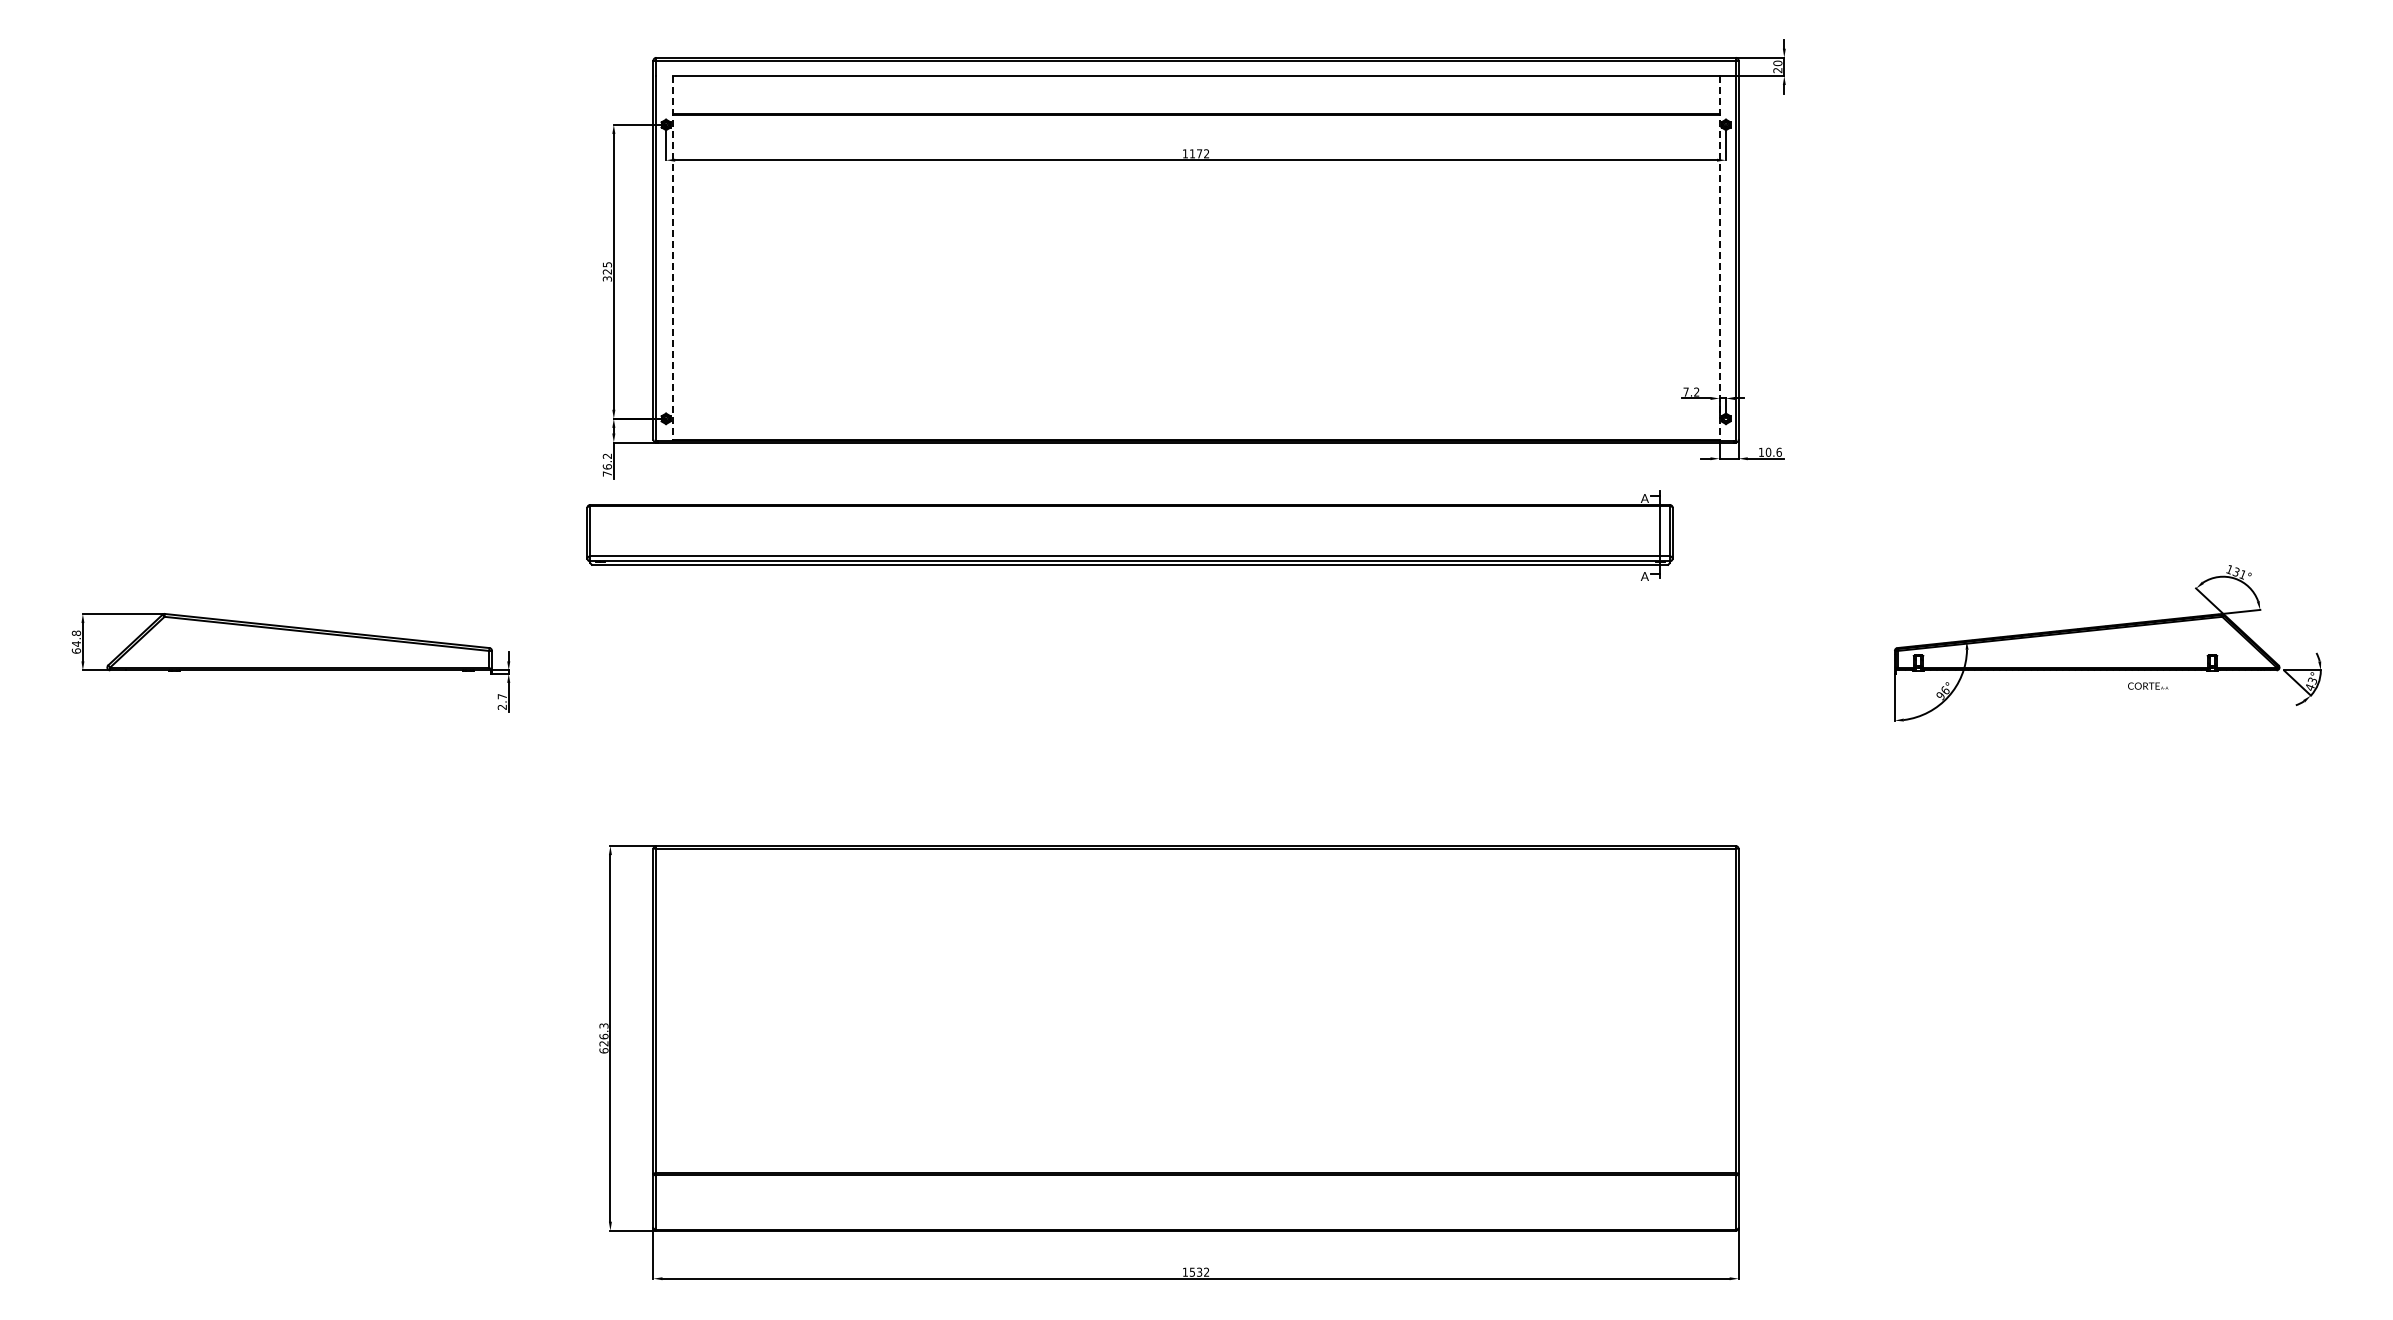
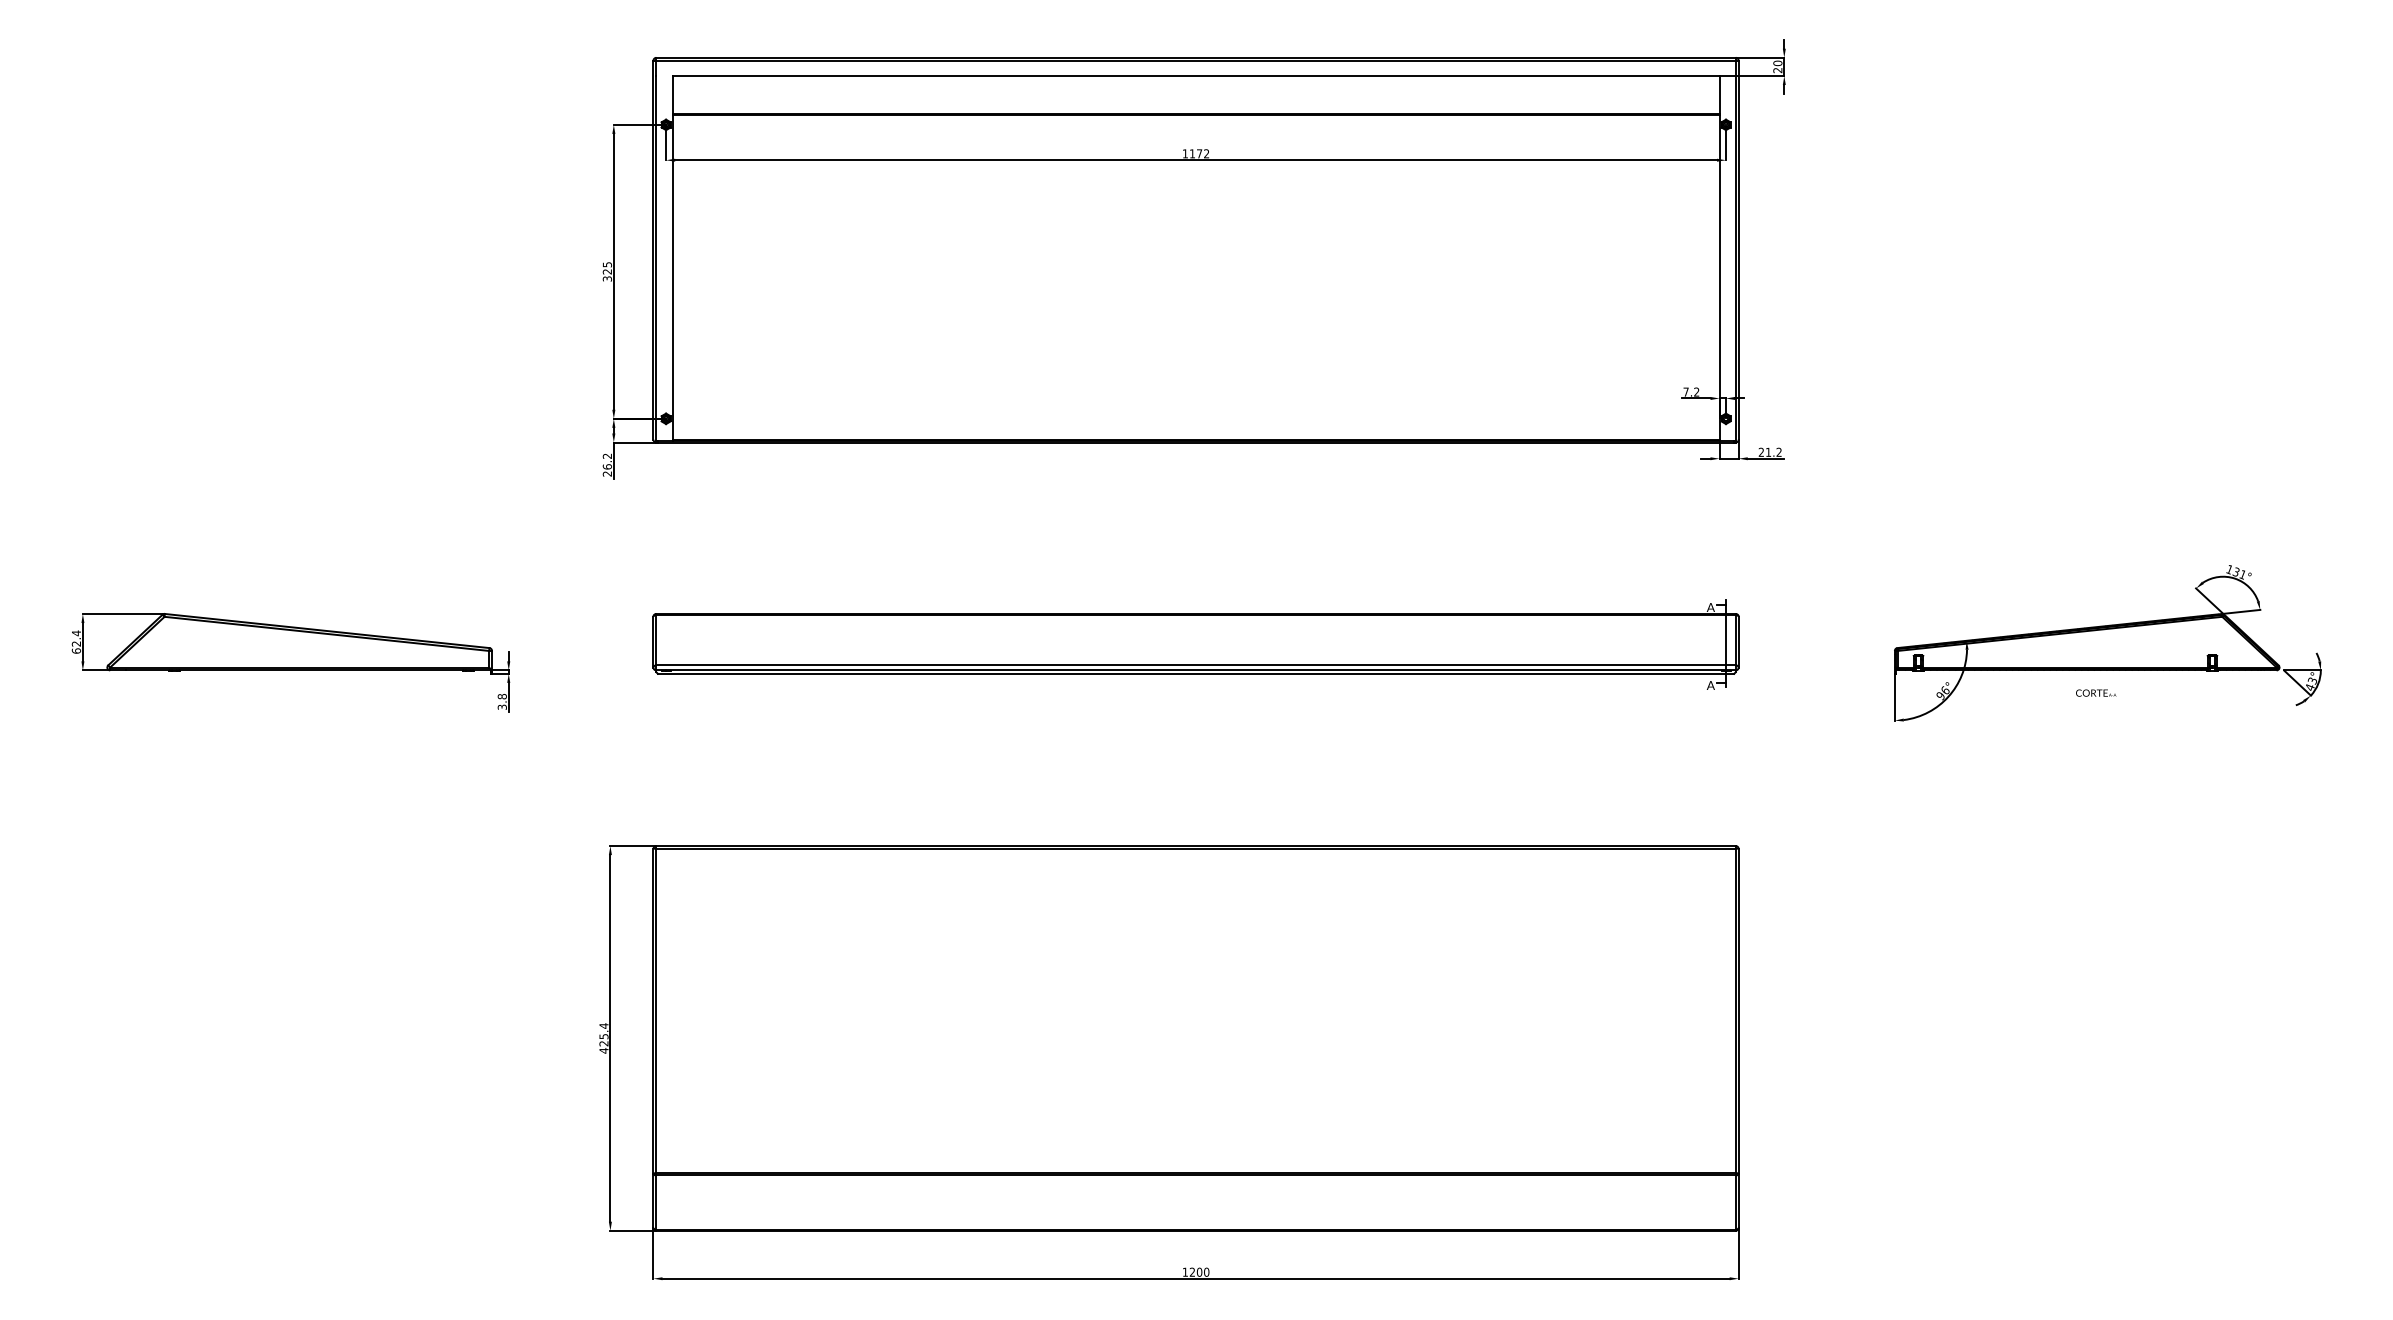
line: dashed -> solid (672, 258)
line: dashed -> solid (1719, 258)
text: 10.6 -> 21.2 (1769, 451)
text: 76.2 -> 26.2 (606, 473)
part position: (1129, 535) -> (1195, 644) (1195, 644)
text: 64.8 -> 62.4 (76, 638)
text position: (2148, 685) -> (2096, 692) (2096, 692)
text: 2.7 -> 3.8 (501, 701)
text: 626.3 -> 425.4 (603, 1038)
text: 1532 -> 1200 (1199, 1271)
